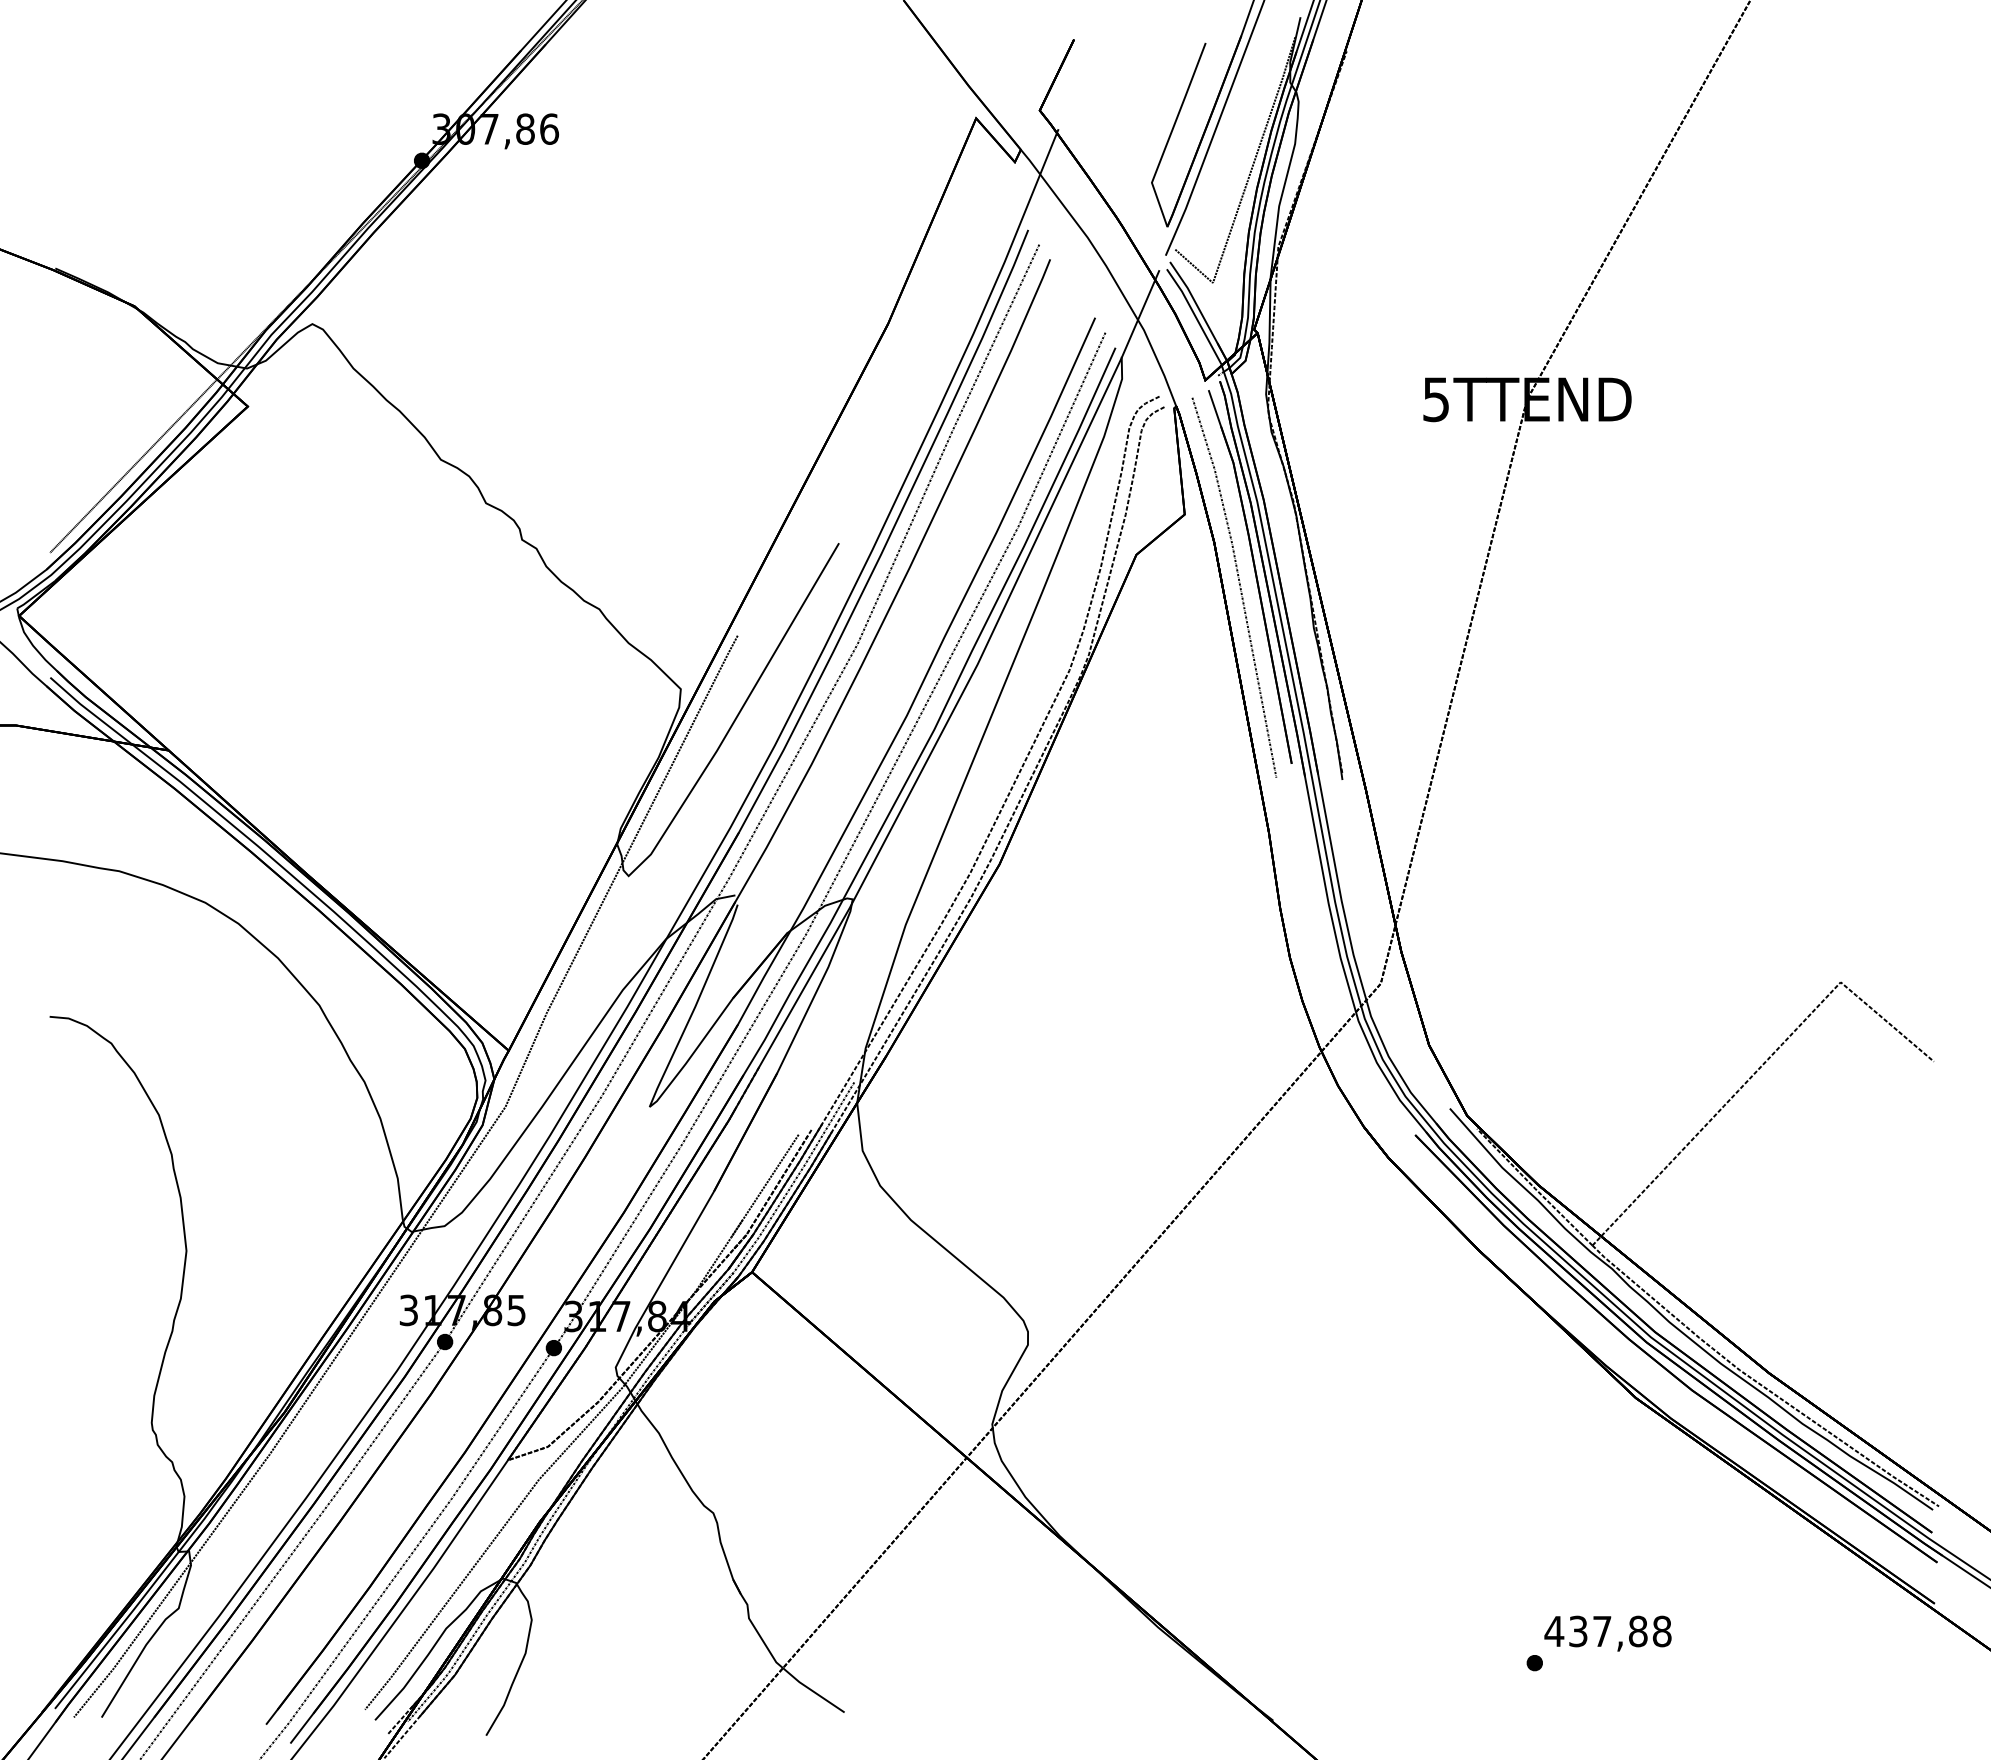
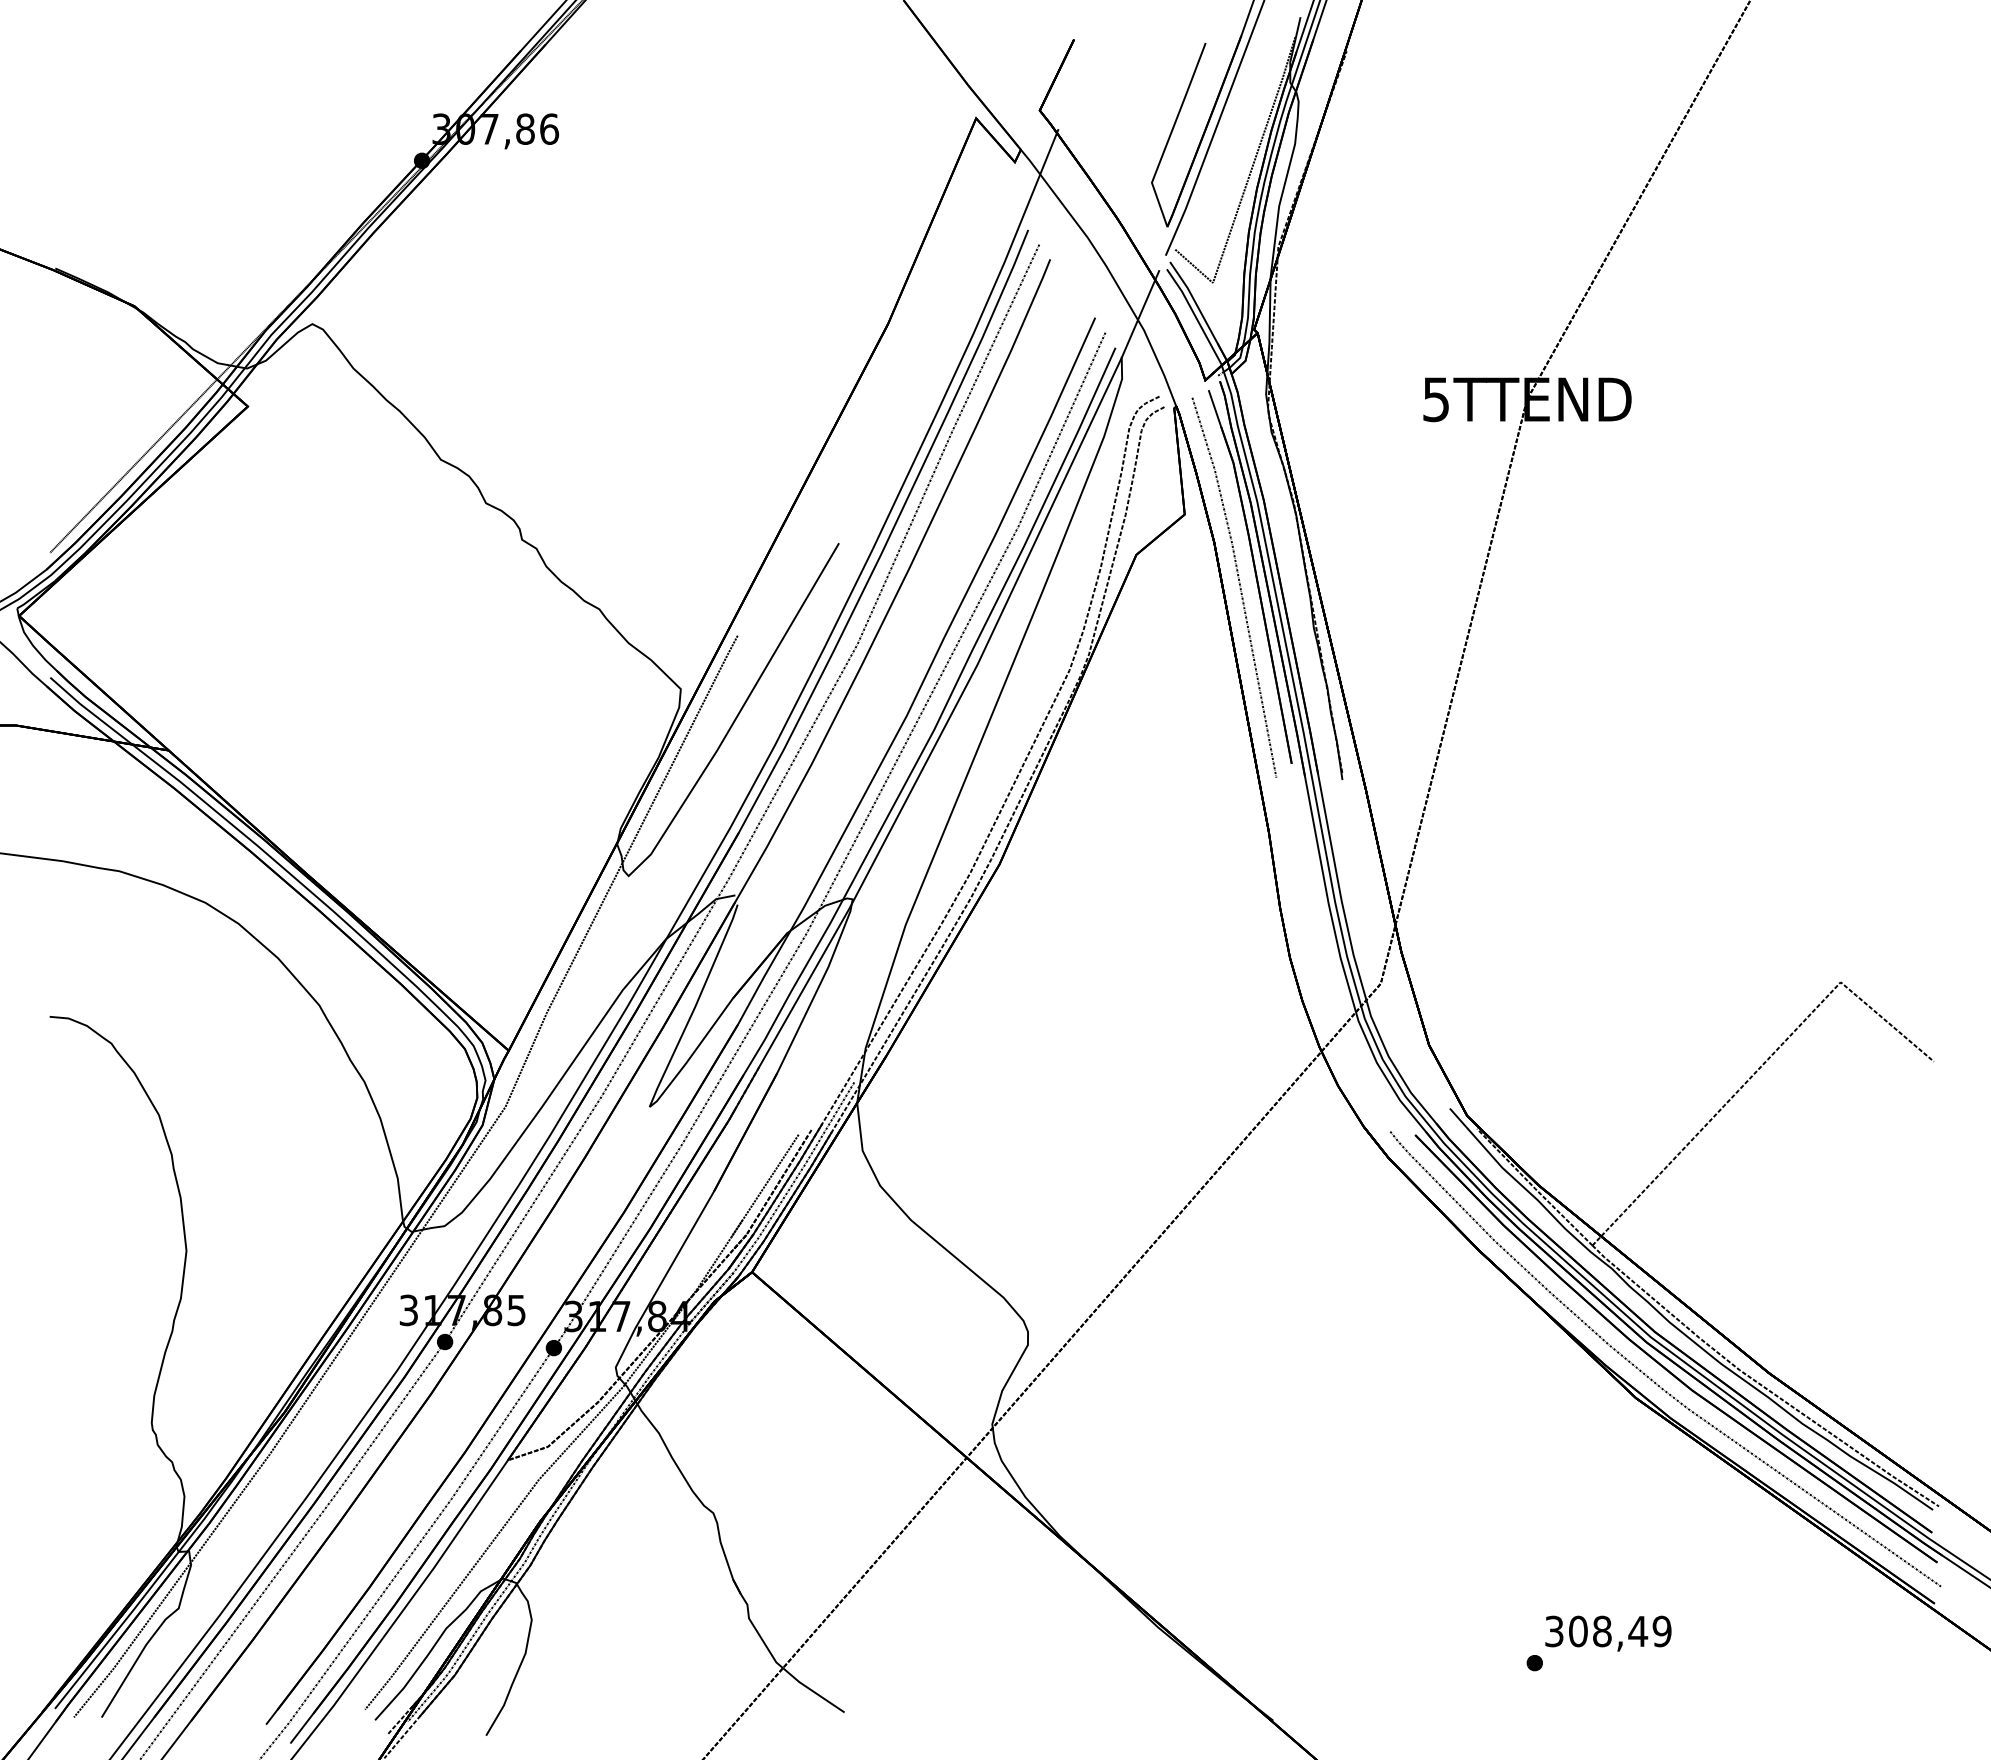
curve: none -> present (1650, 1377)
text: 437,88 -> 308,49 (1607, 1631)
